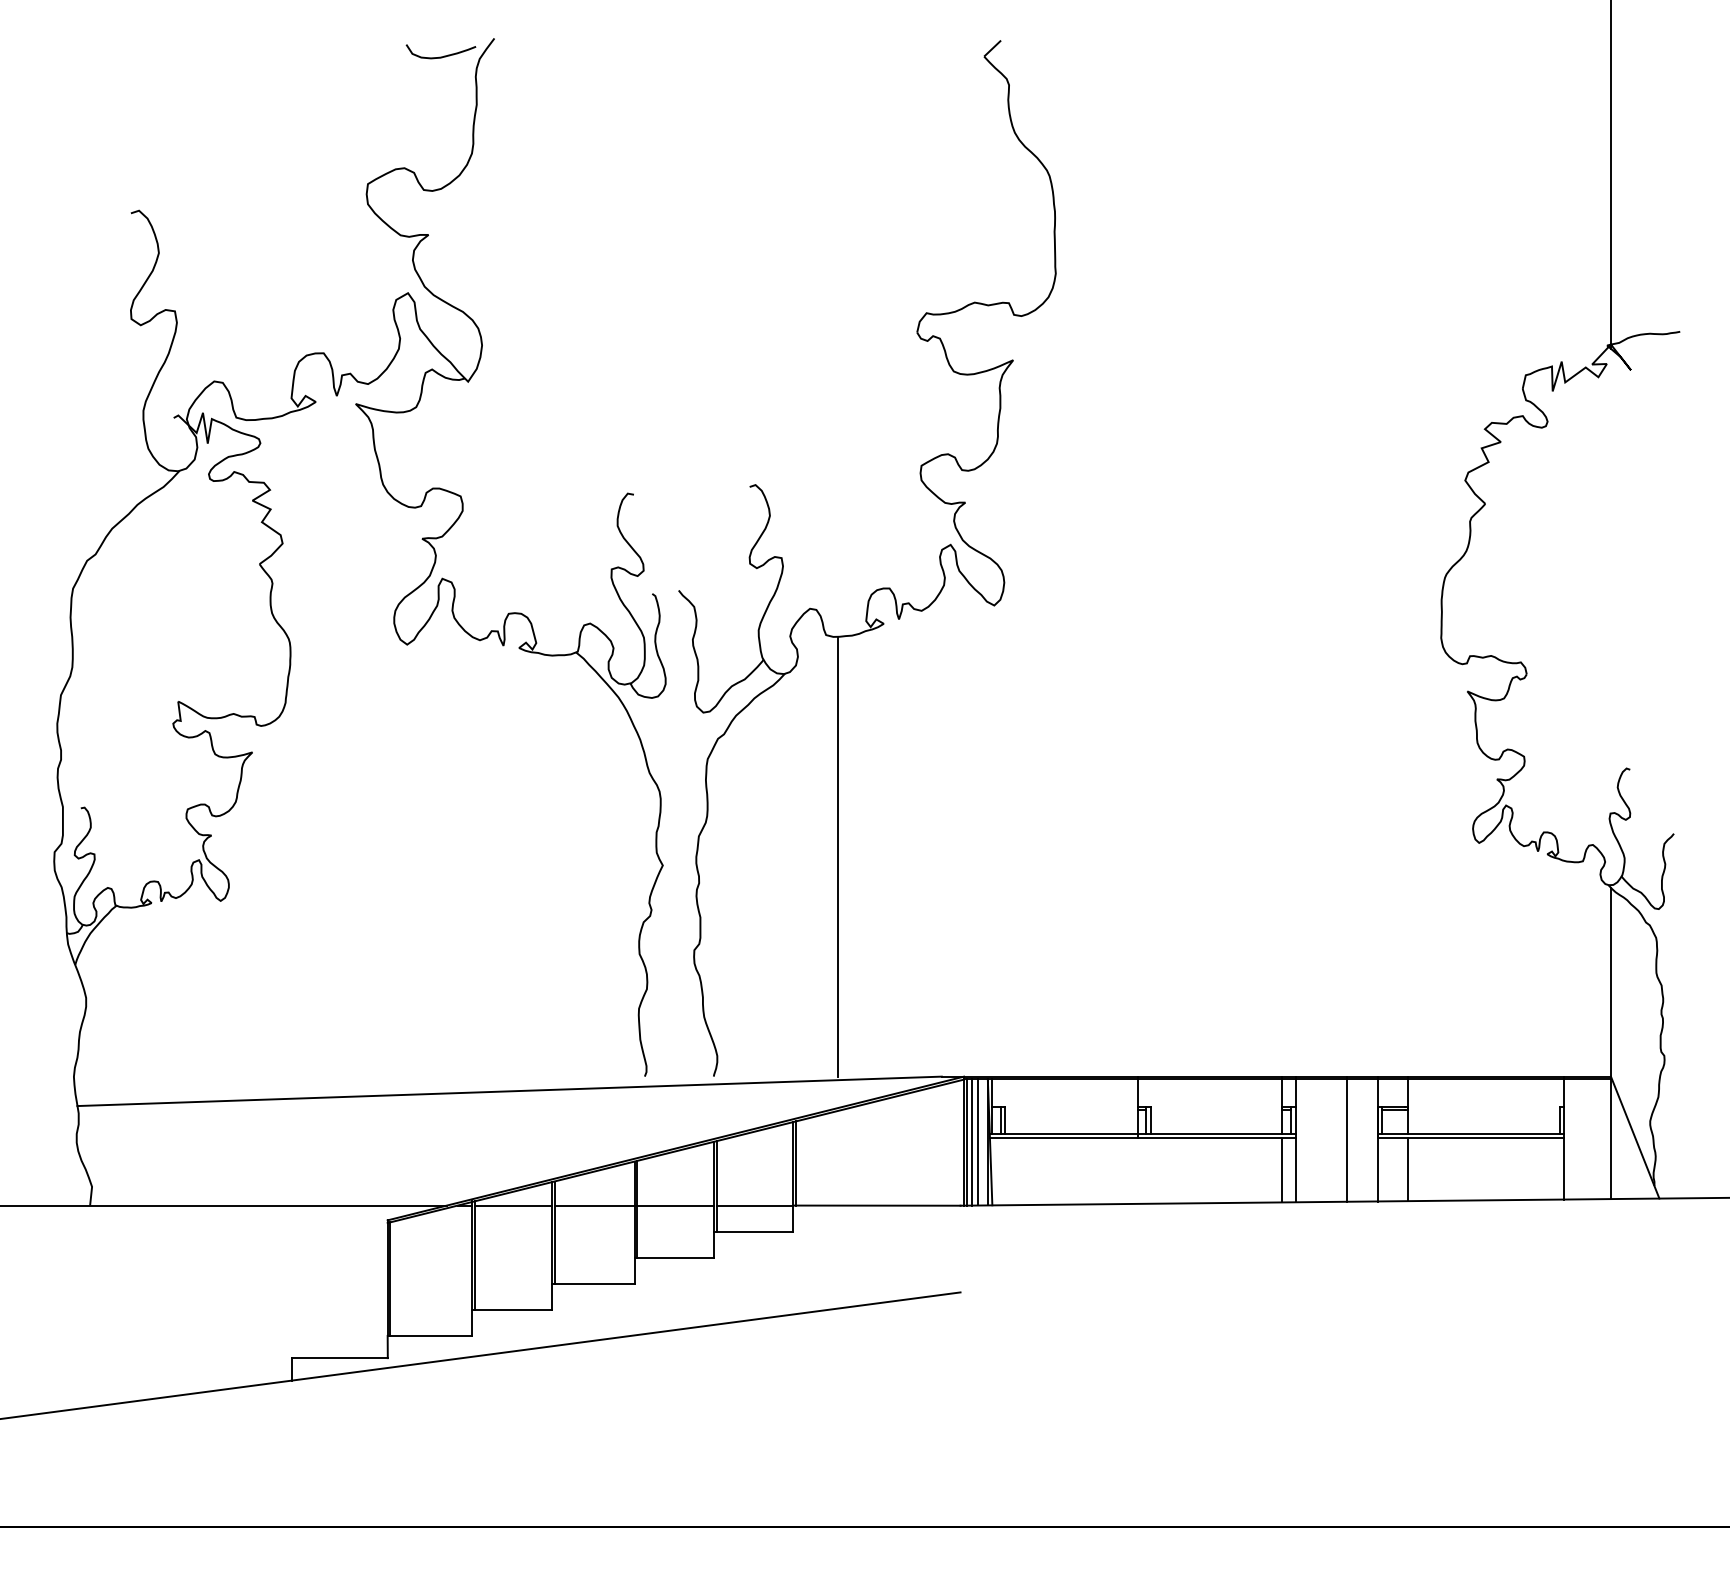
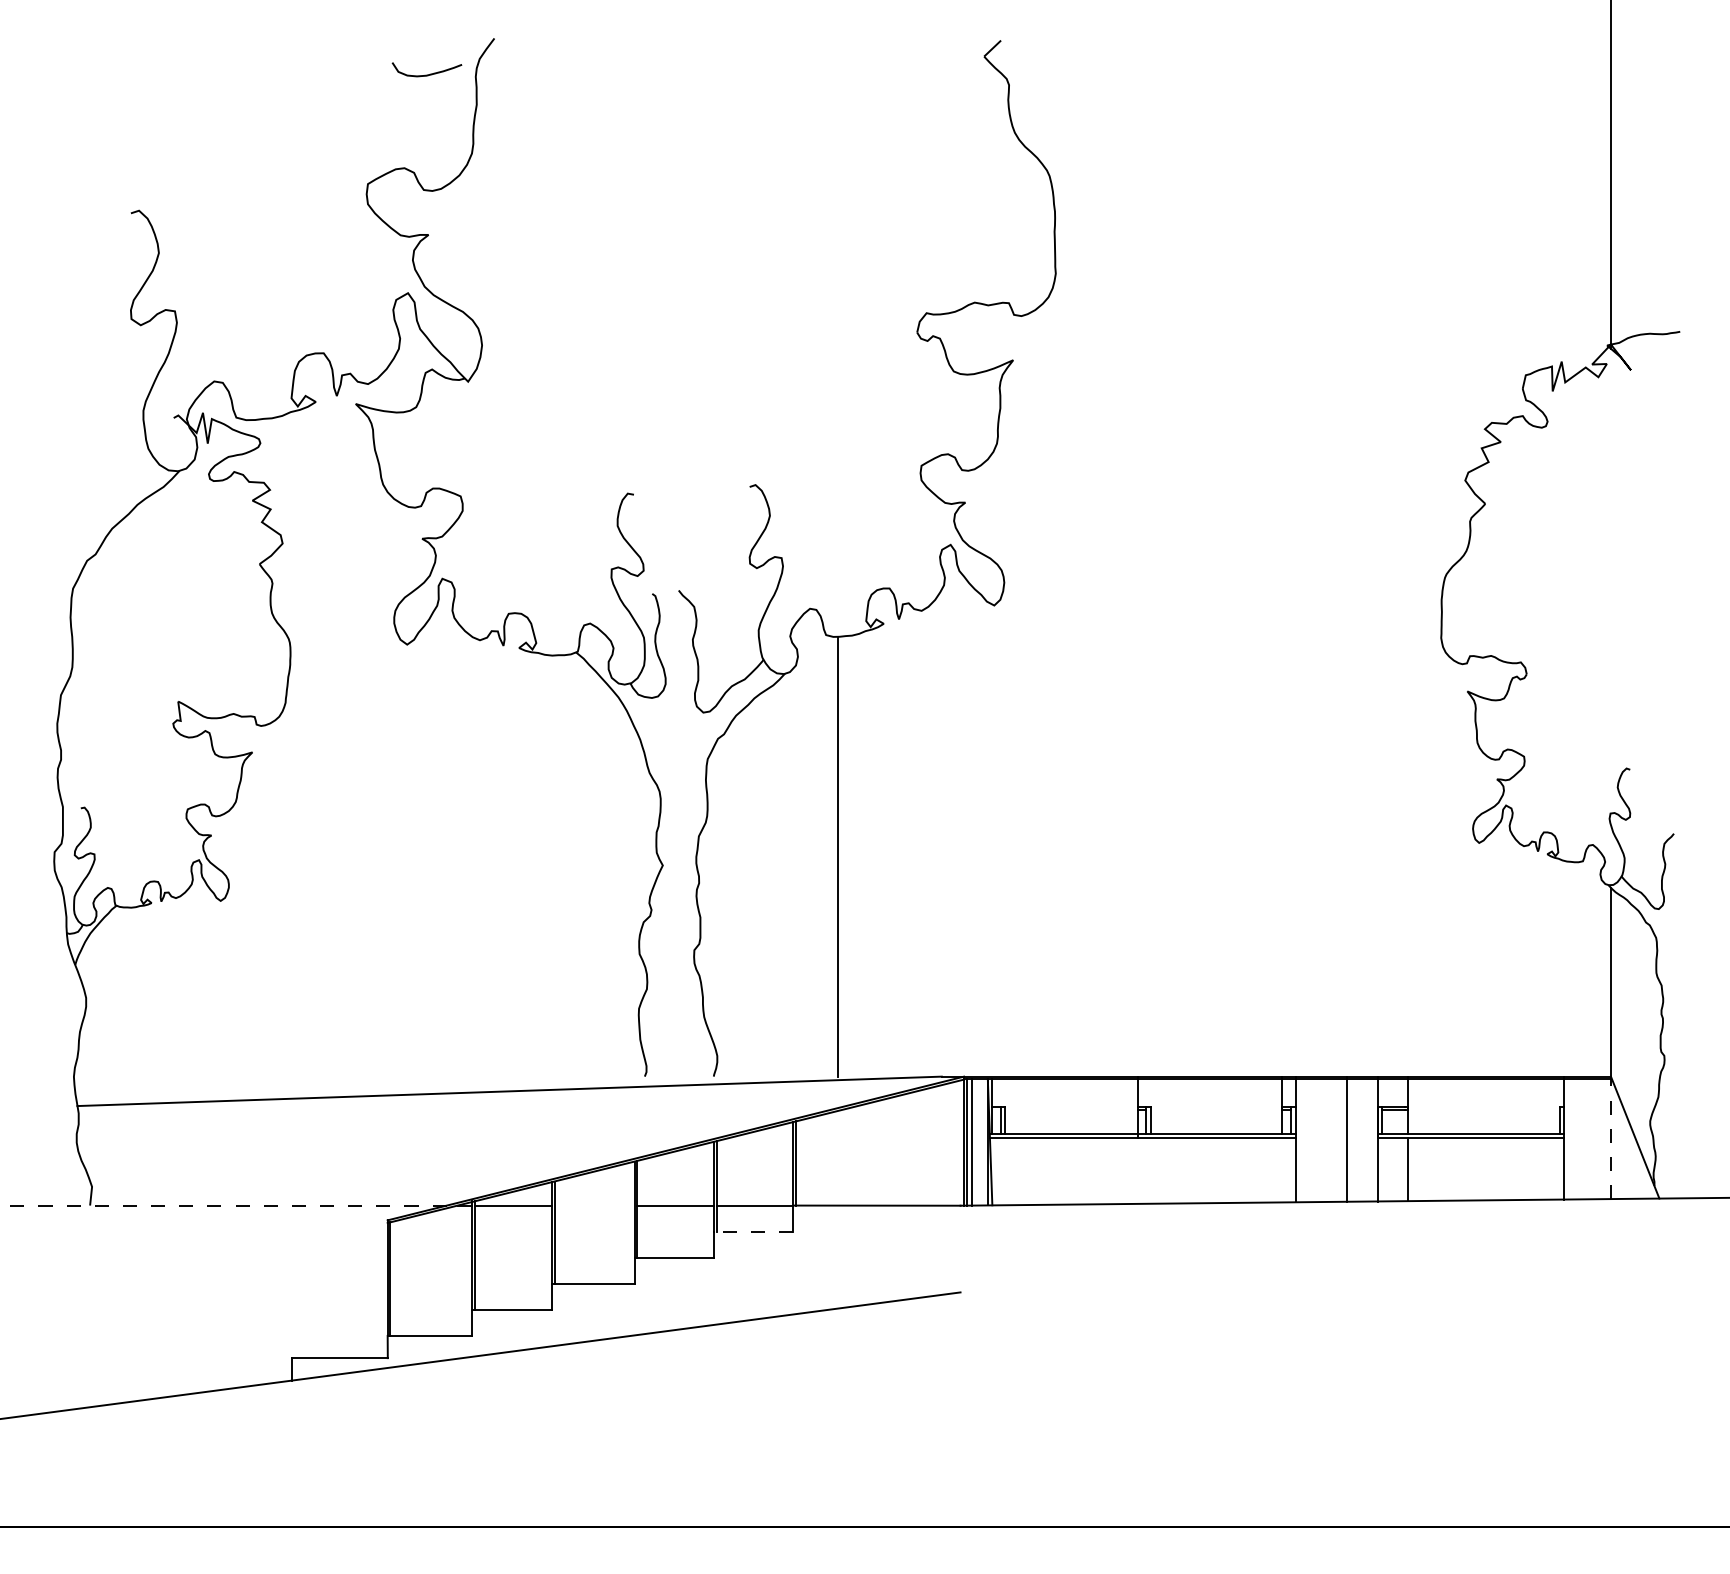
curve position: (440, 56) -> (426, 74) (426, 74)
line: solid -> dashed (1610, 1137)
line: present -> none (978, 1142)
line: present -> none (1281, 1170)
line: solid -> dashed (223, 1205)
line: present -> none (594, 1205)
line: solid -> dashed (753, 1231)
